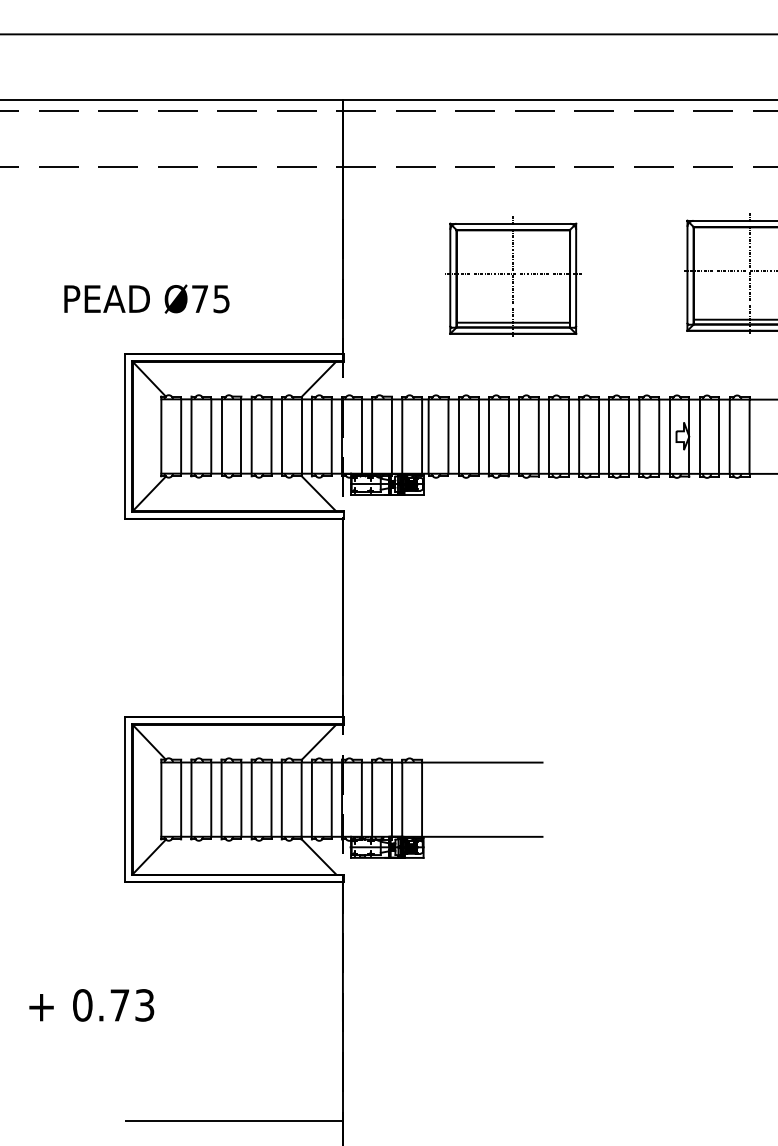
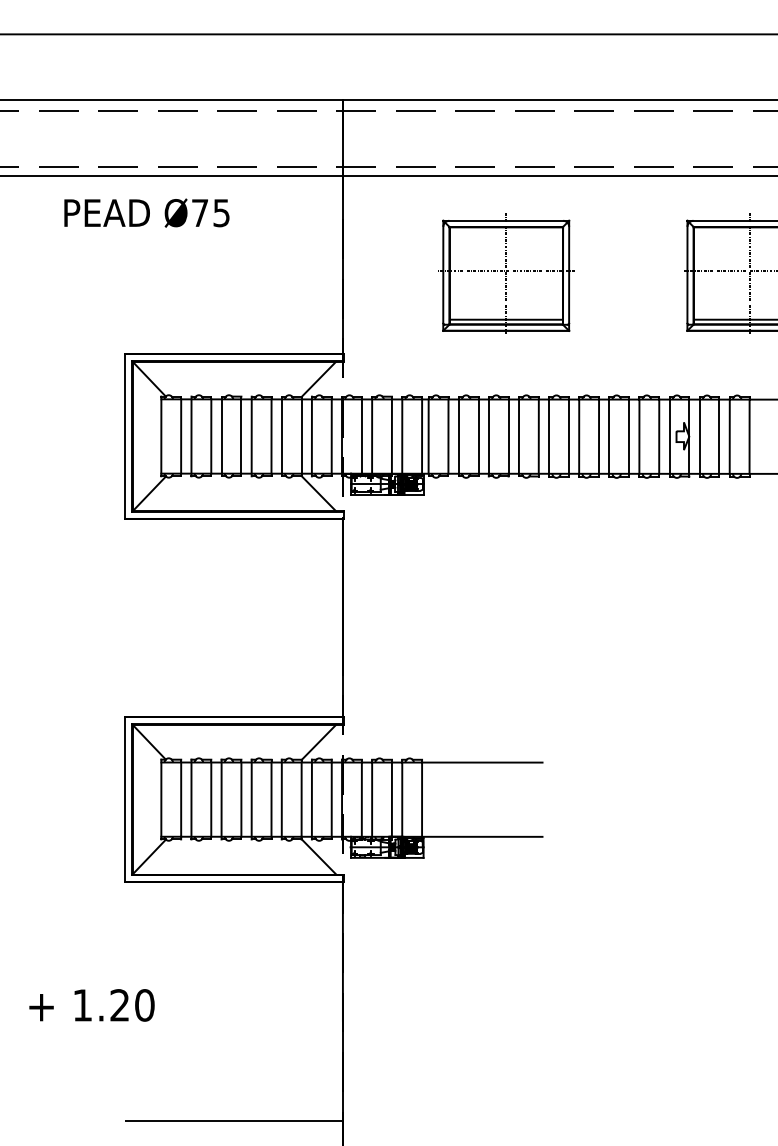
line: none -> present (388, 176)
part position: (513, 276) -> (506, 273) (506, 273)
text position: (146, 298) -> (146, 212) (146, 212)
text: 0.73 -> 1.20 (113, 1005)
